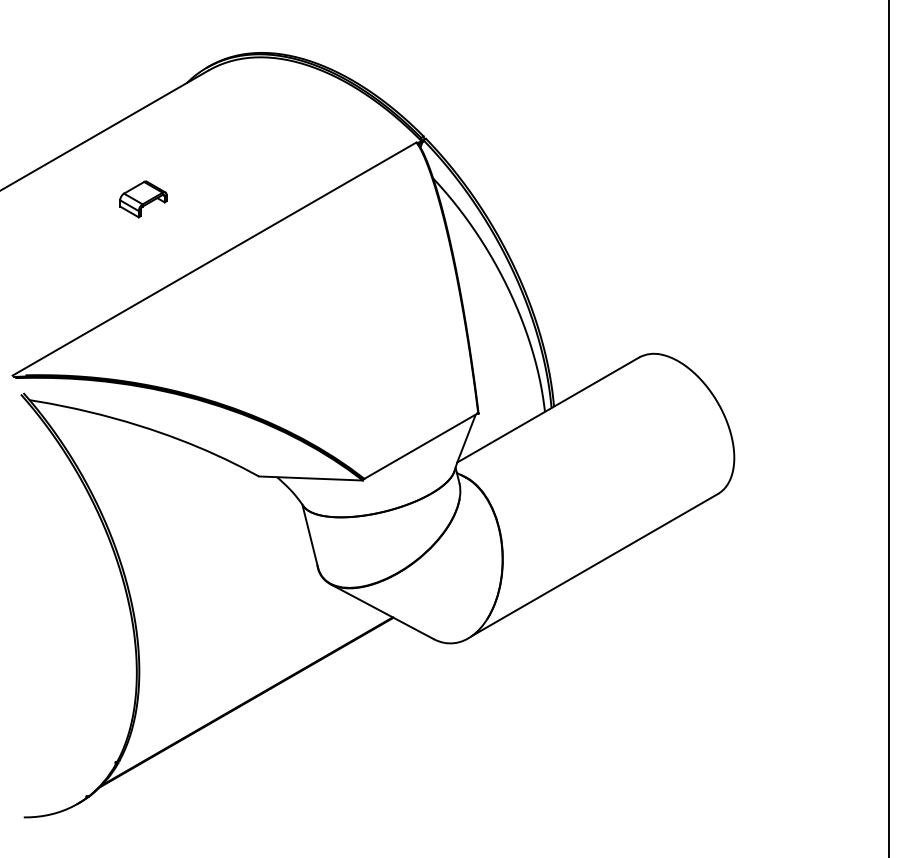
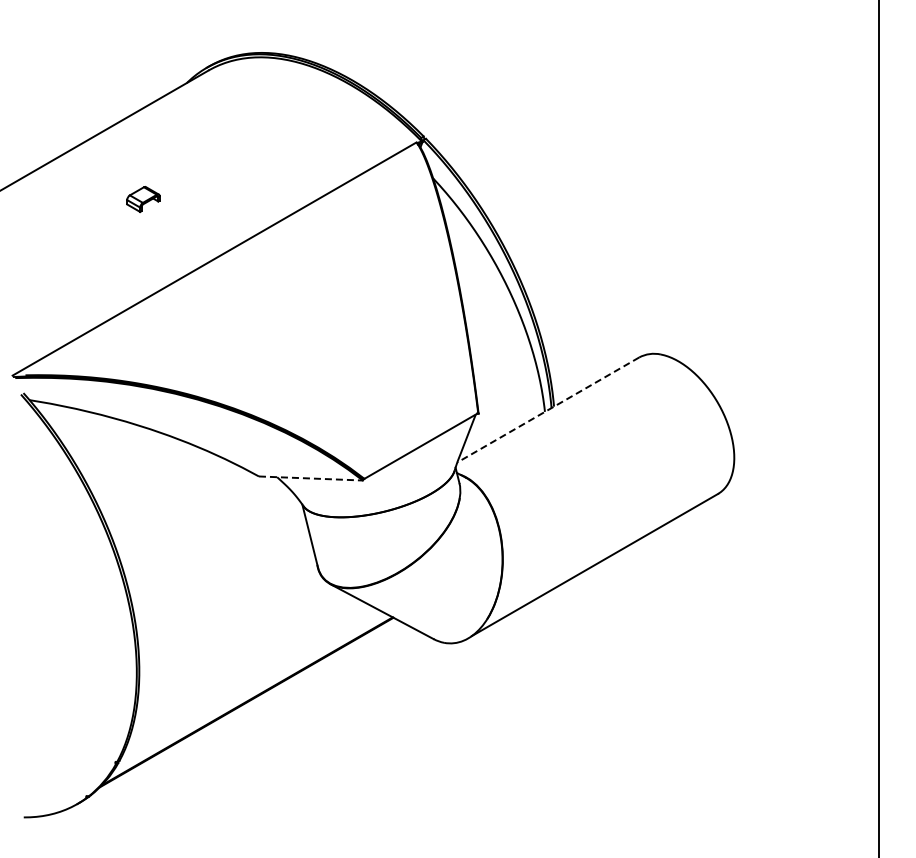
part size: 49x39 px -> 35x28 px (143, 199)
line: solid -> dashed (547, 410)
line position: (888, 428) -> (878, 428) (878, 428)
line: solid -> dashed (311, 478)
